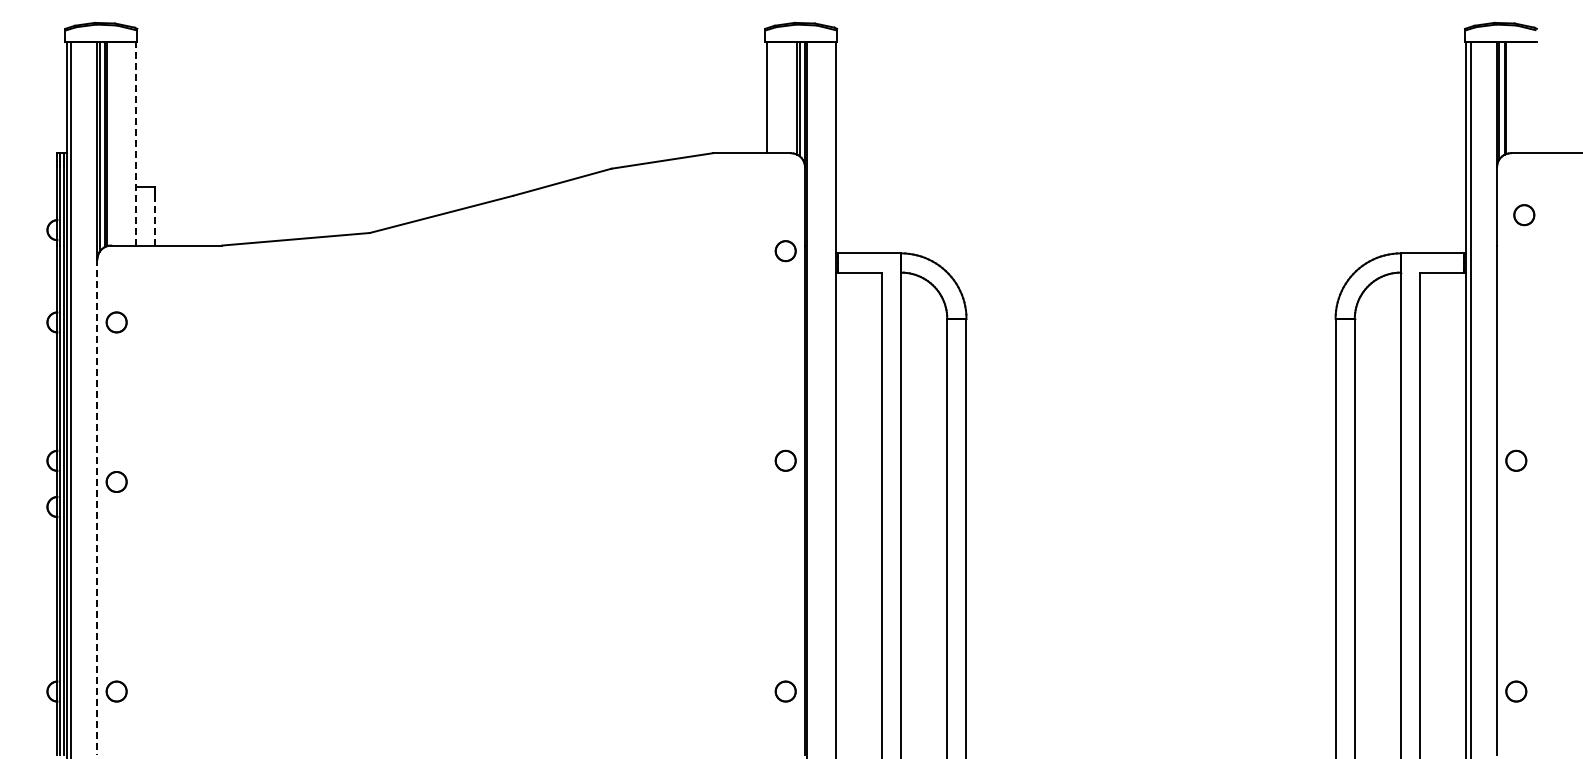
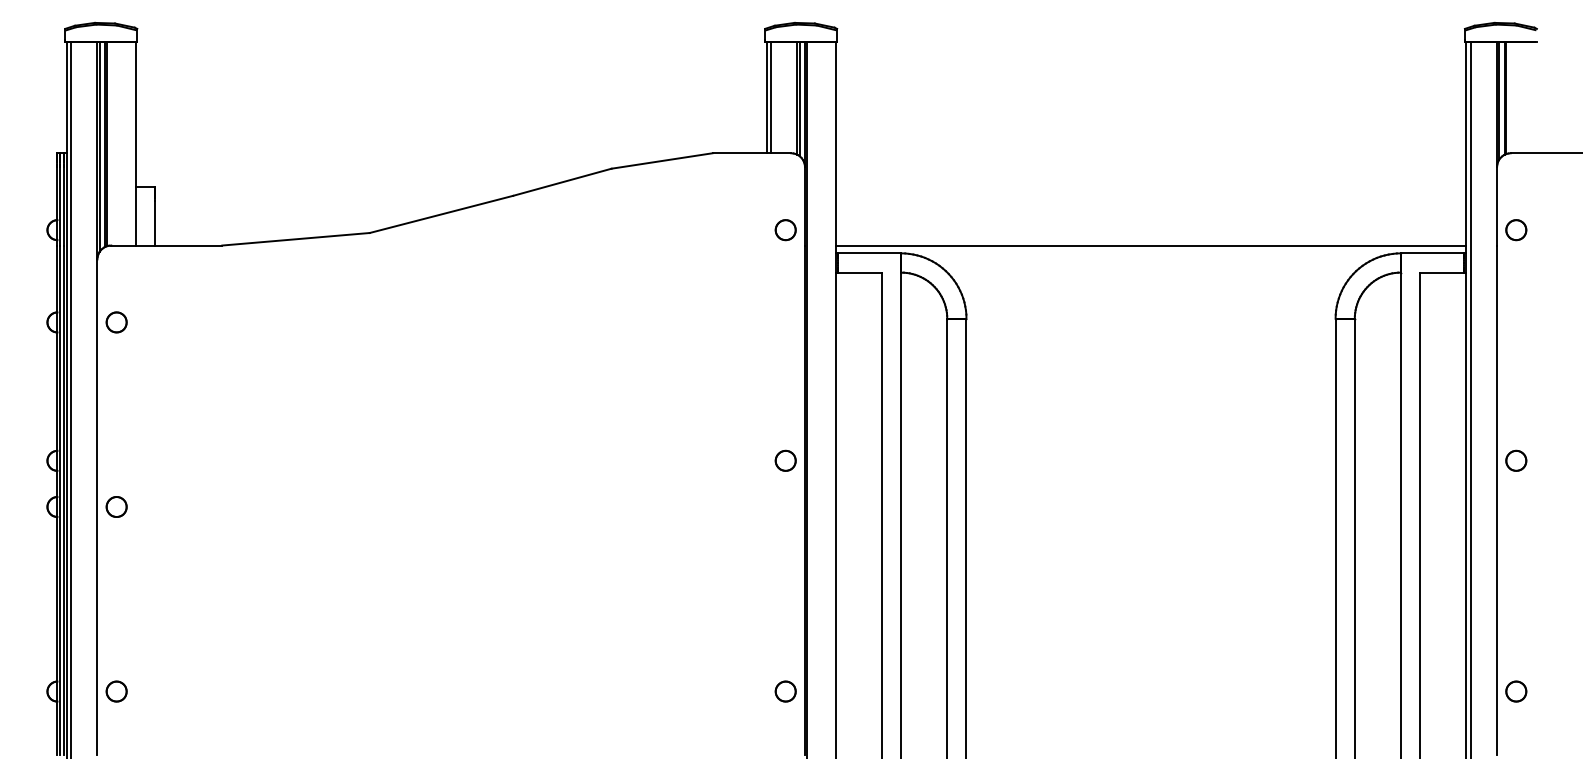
line: none -> present (771, 97)
line: dashed -> solid (135, 143)
part position: (1524, 215) -> (1516, 230) (1516, 230)
line: dashed -> solid (155, 222)
line: none -> present (1150, 245)
part position: (785, 251) -> (785, 230) (785, 230)
part position: (116, 481) -> (116, 506) (116, 506)
line: dashed -> solid (97, 507)
